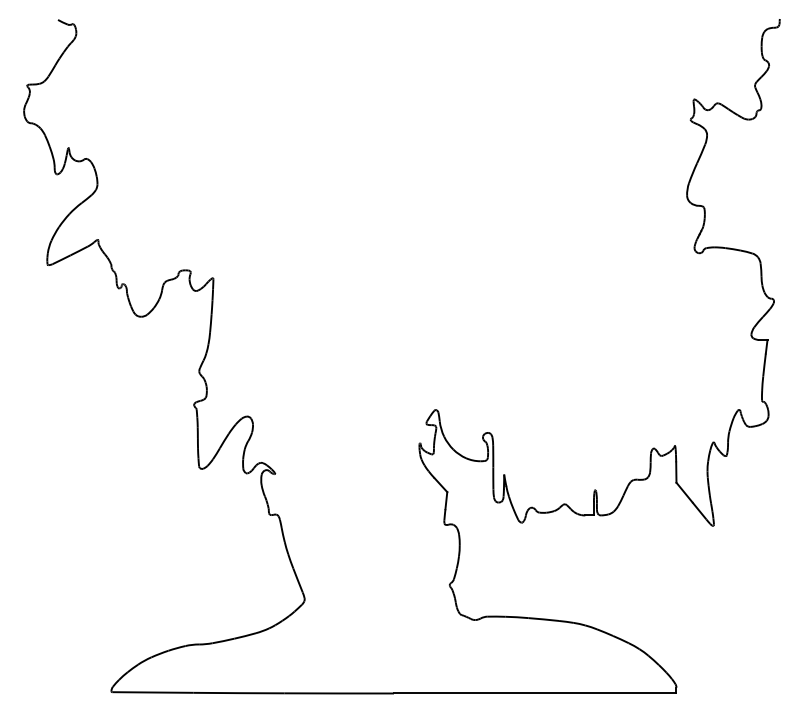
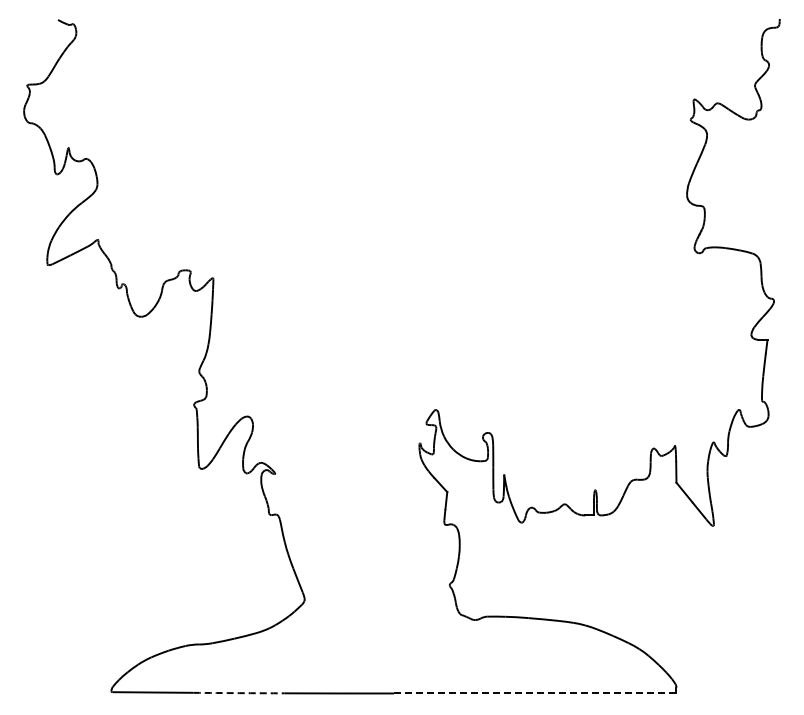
arc: solid -> dashed (239, 693)
line: solid -> dashed (535, 693)
